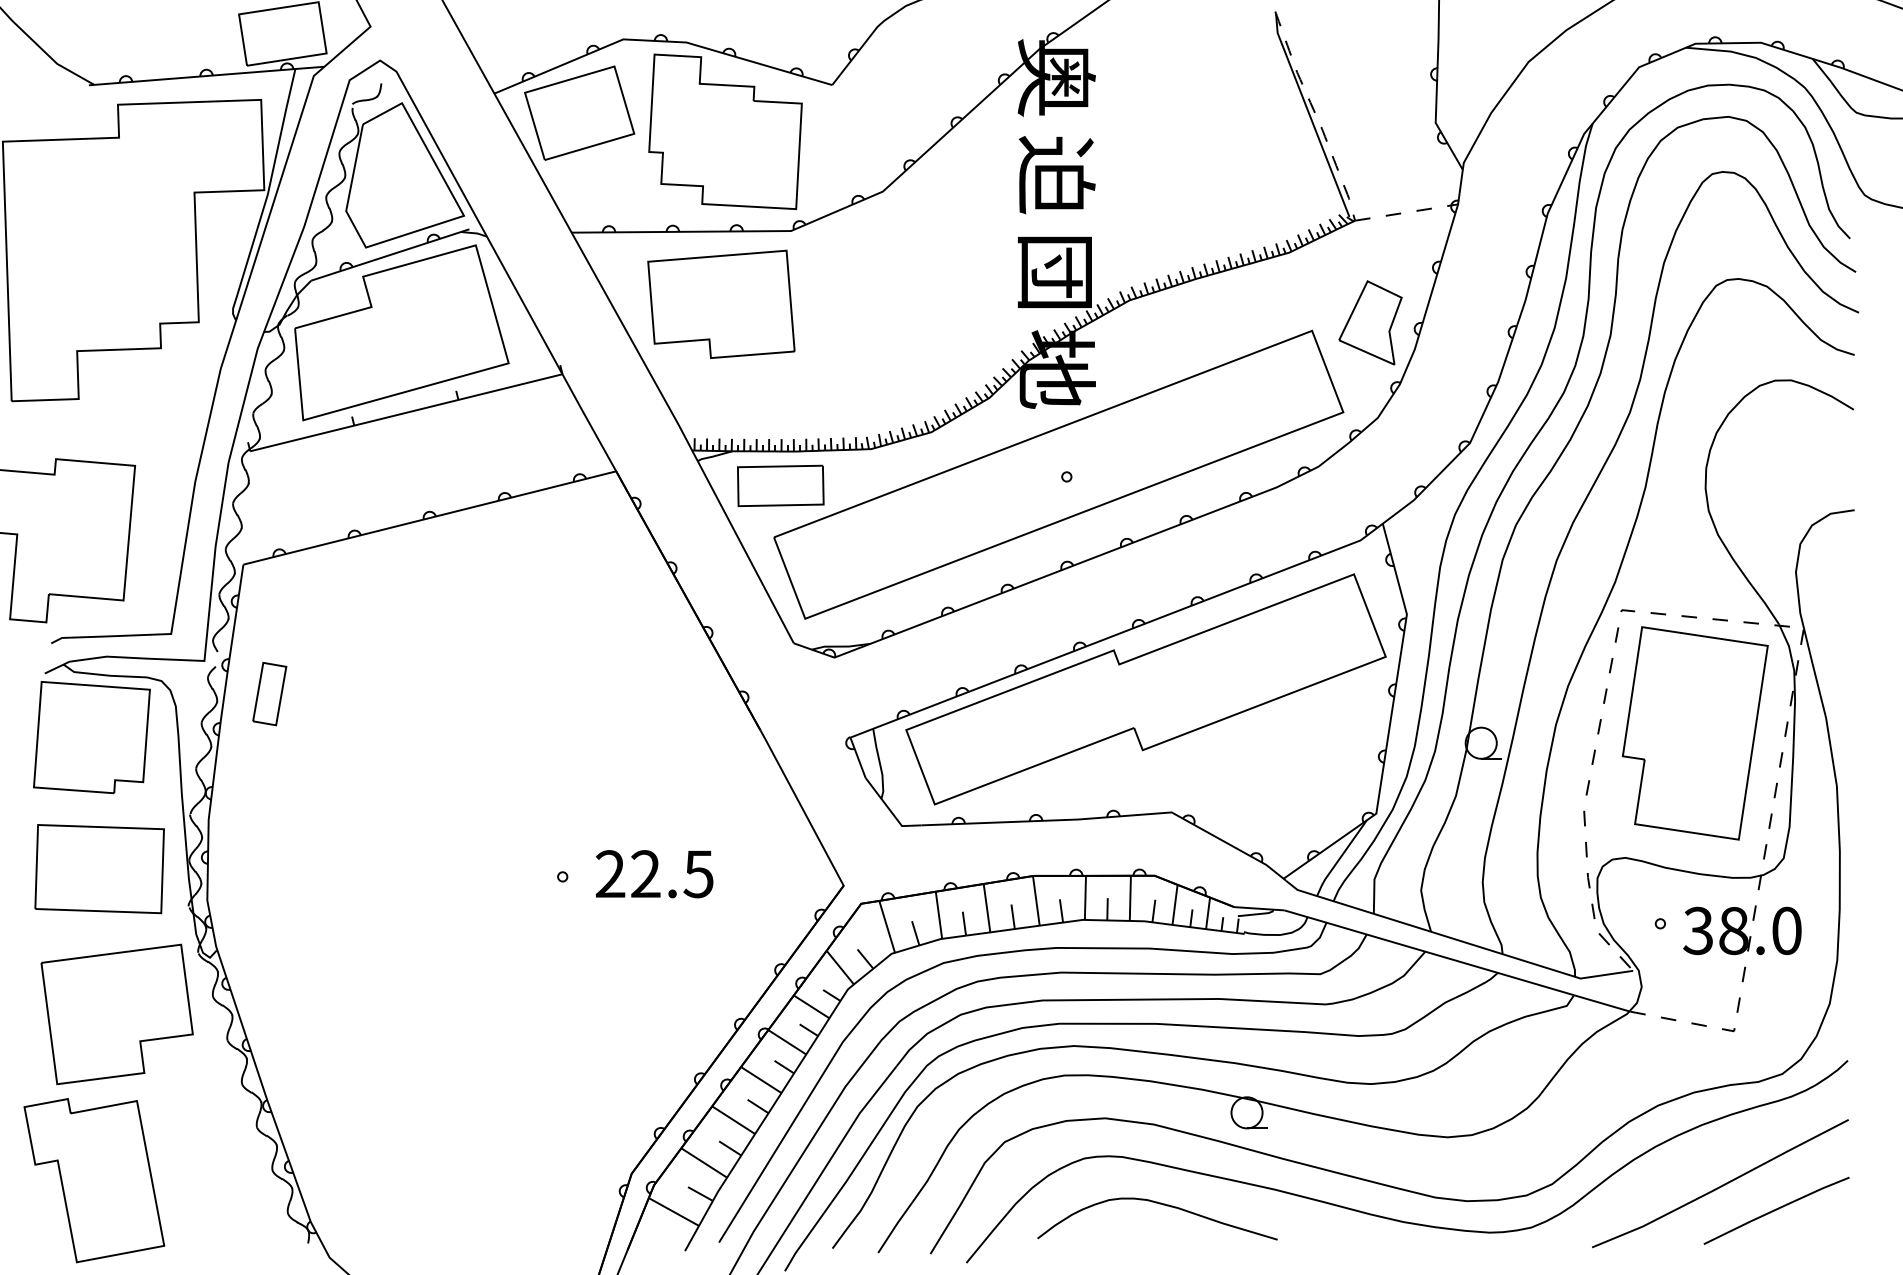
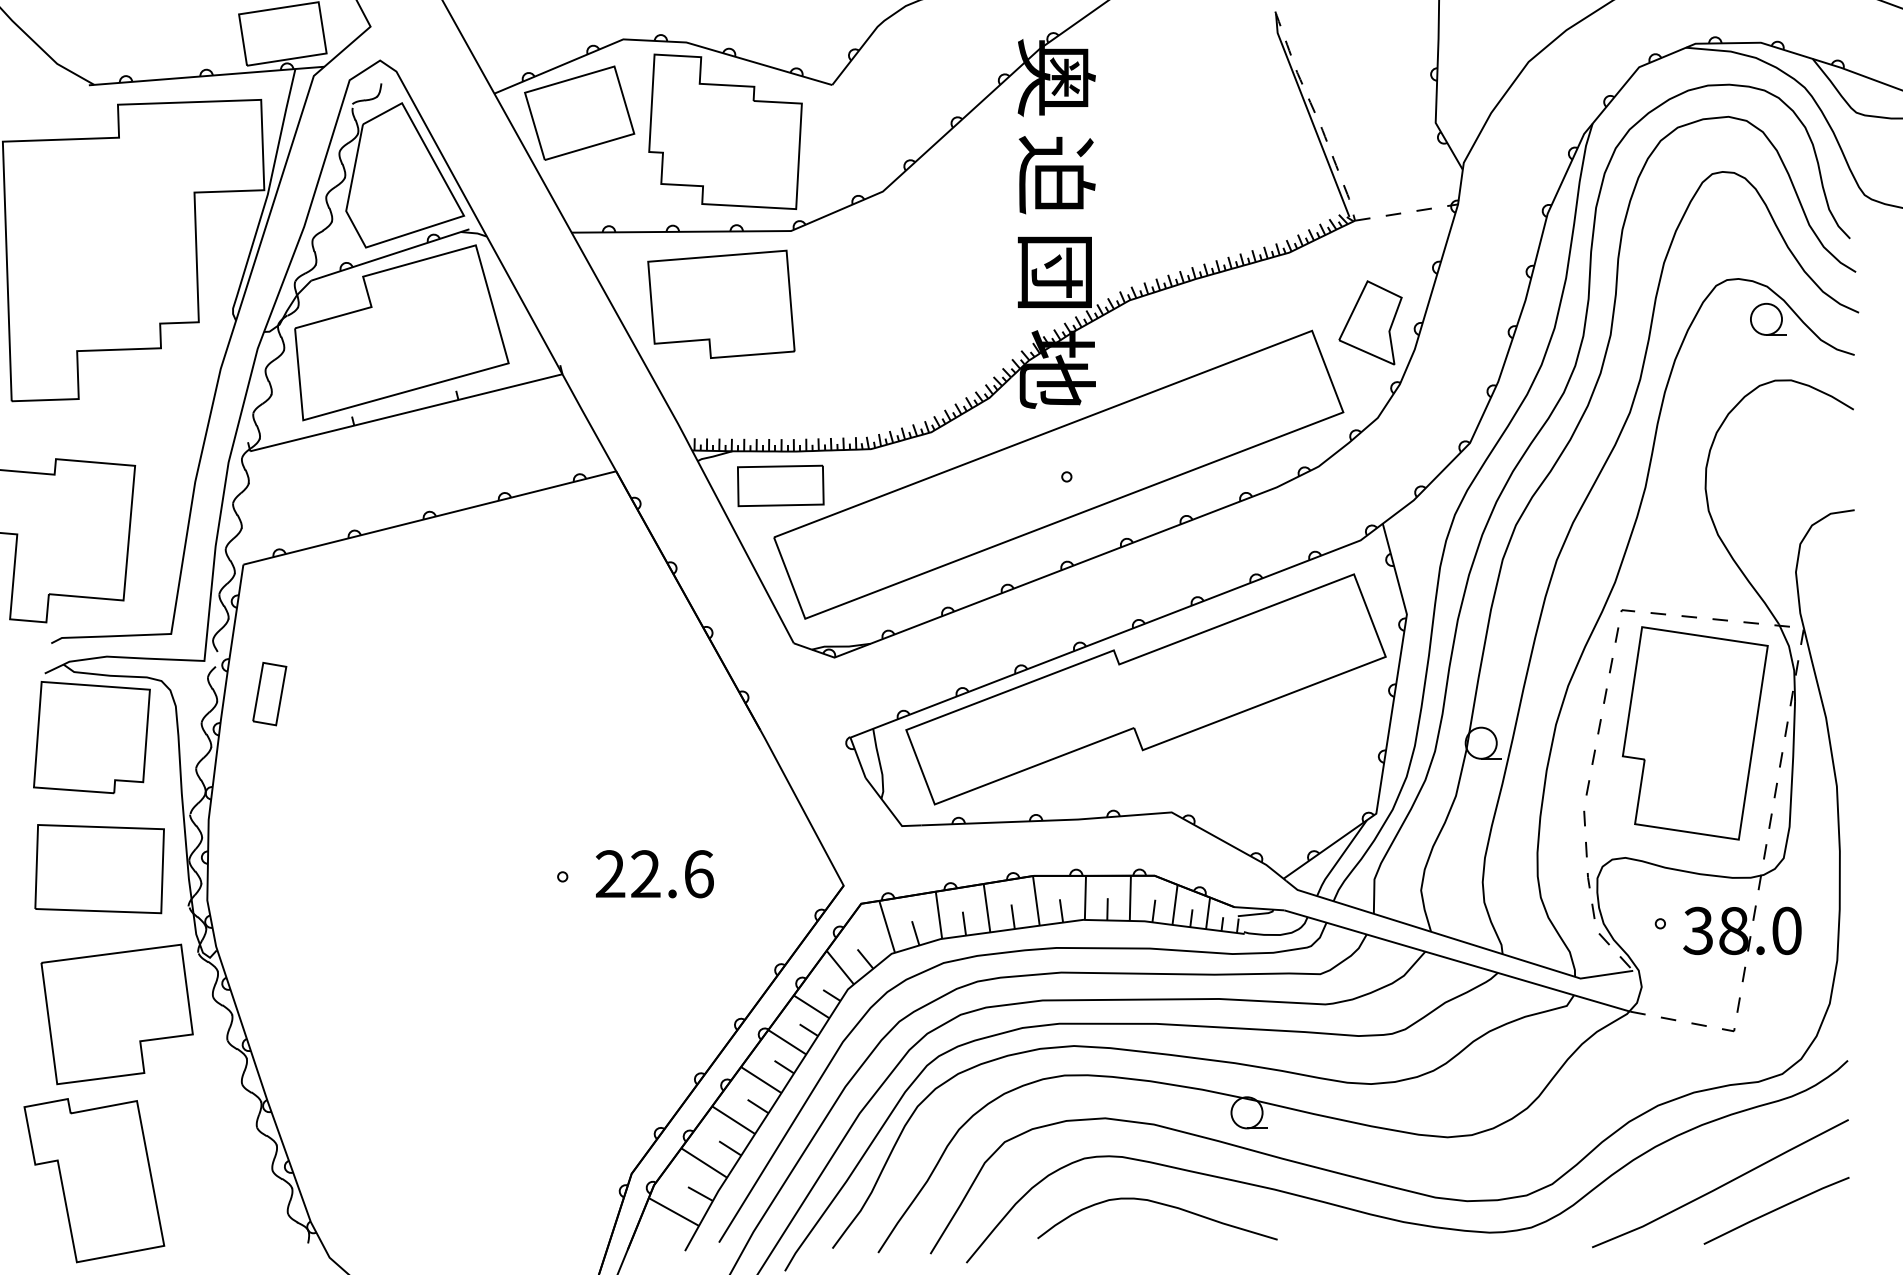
part: none -> present (1768, 319)
text: 22.5 -> 22.6 (698, 874)
